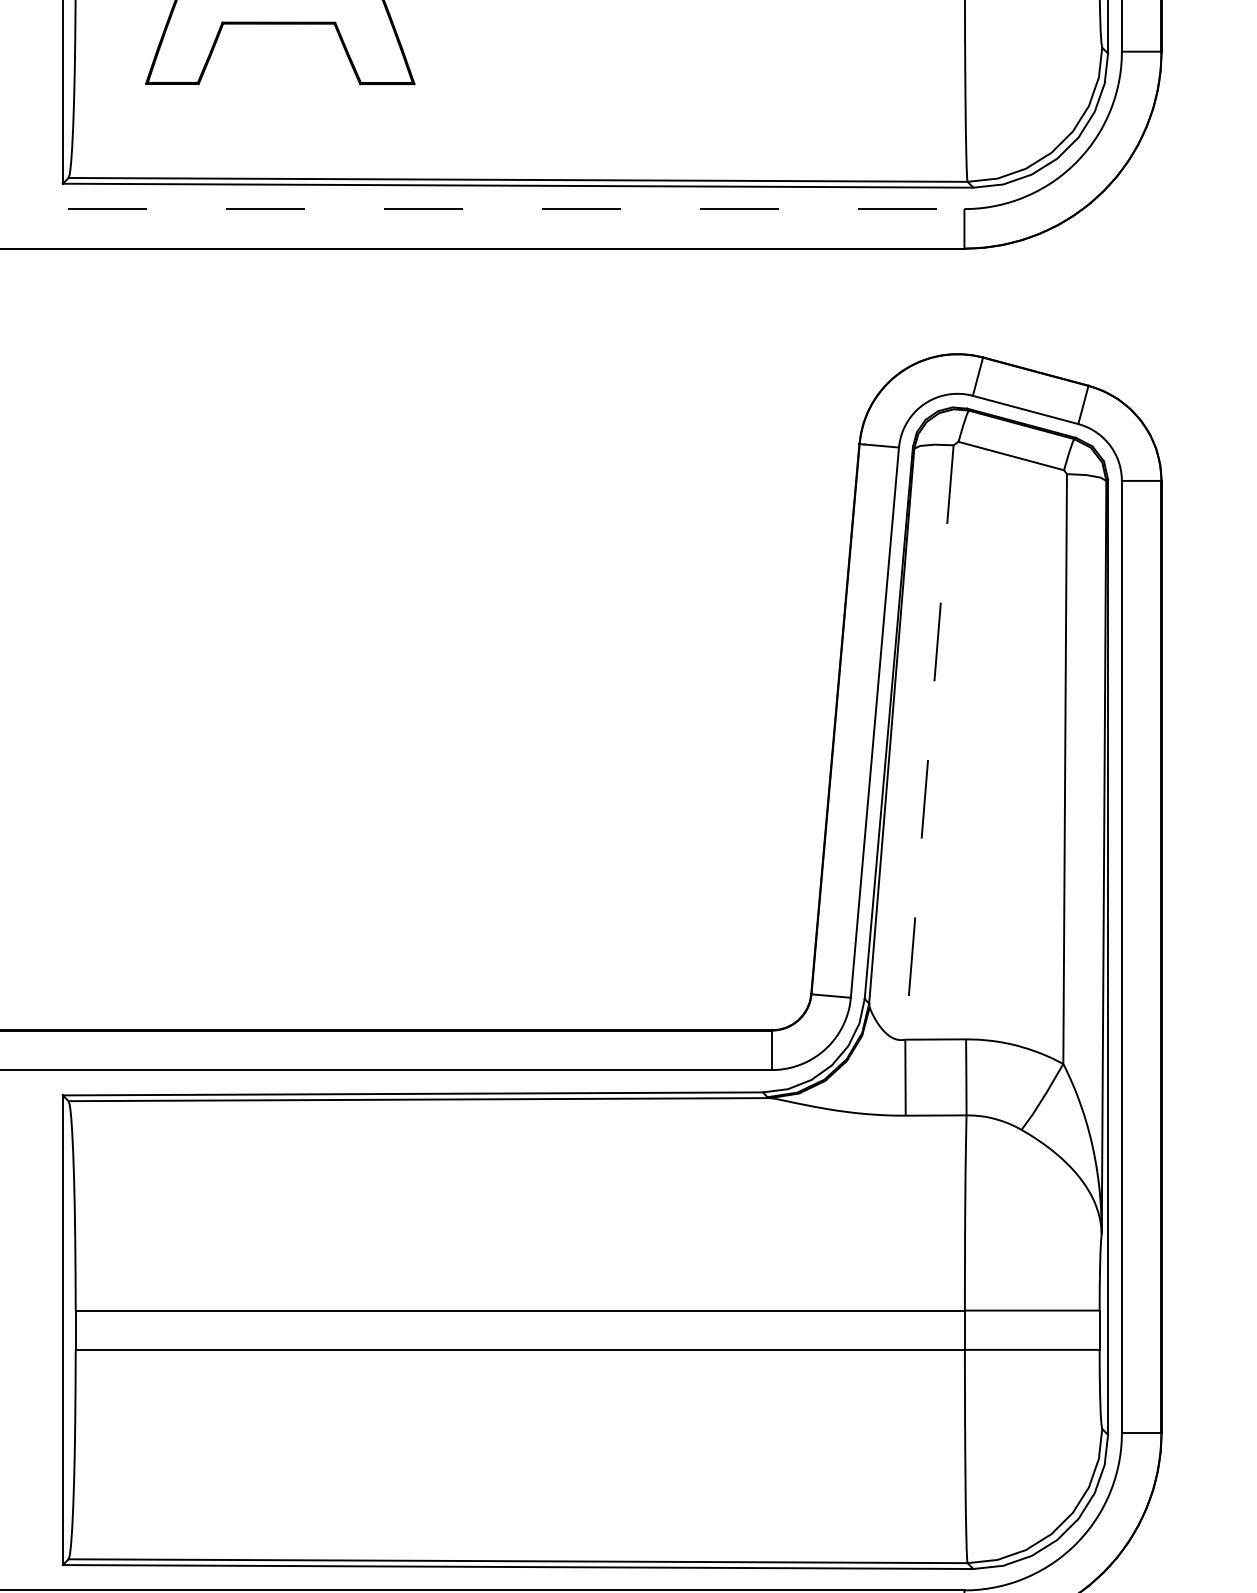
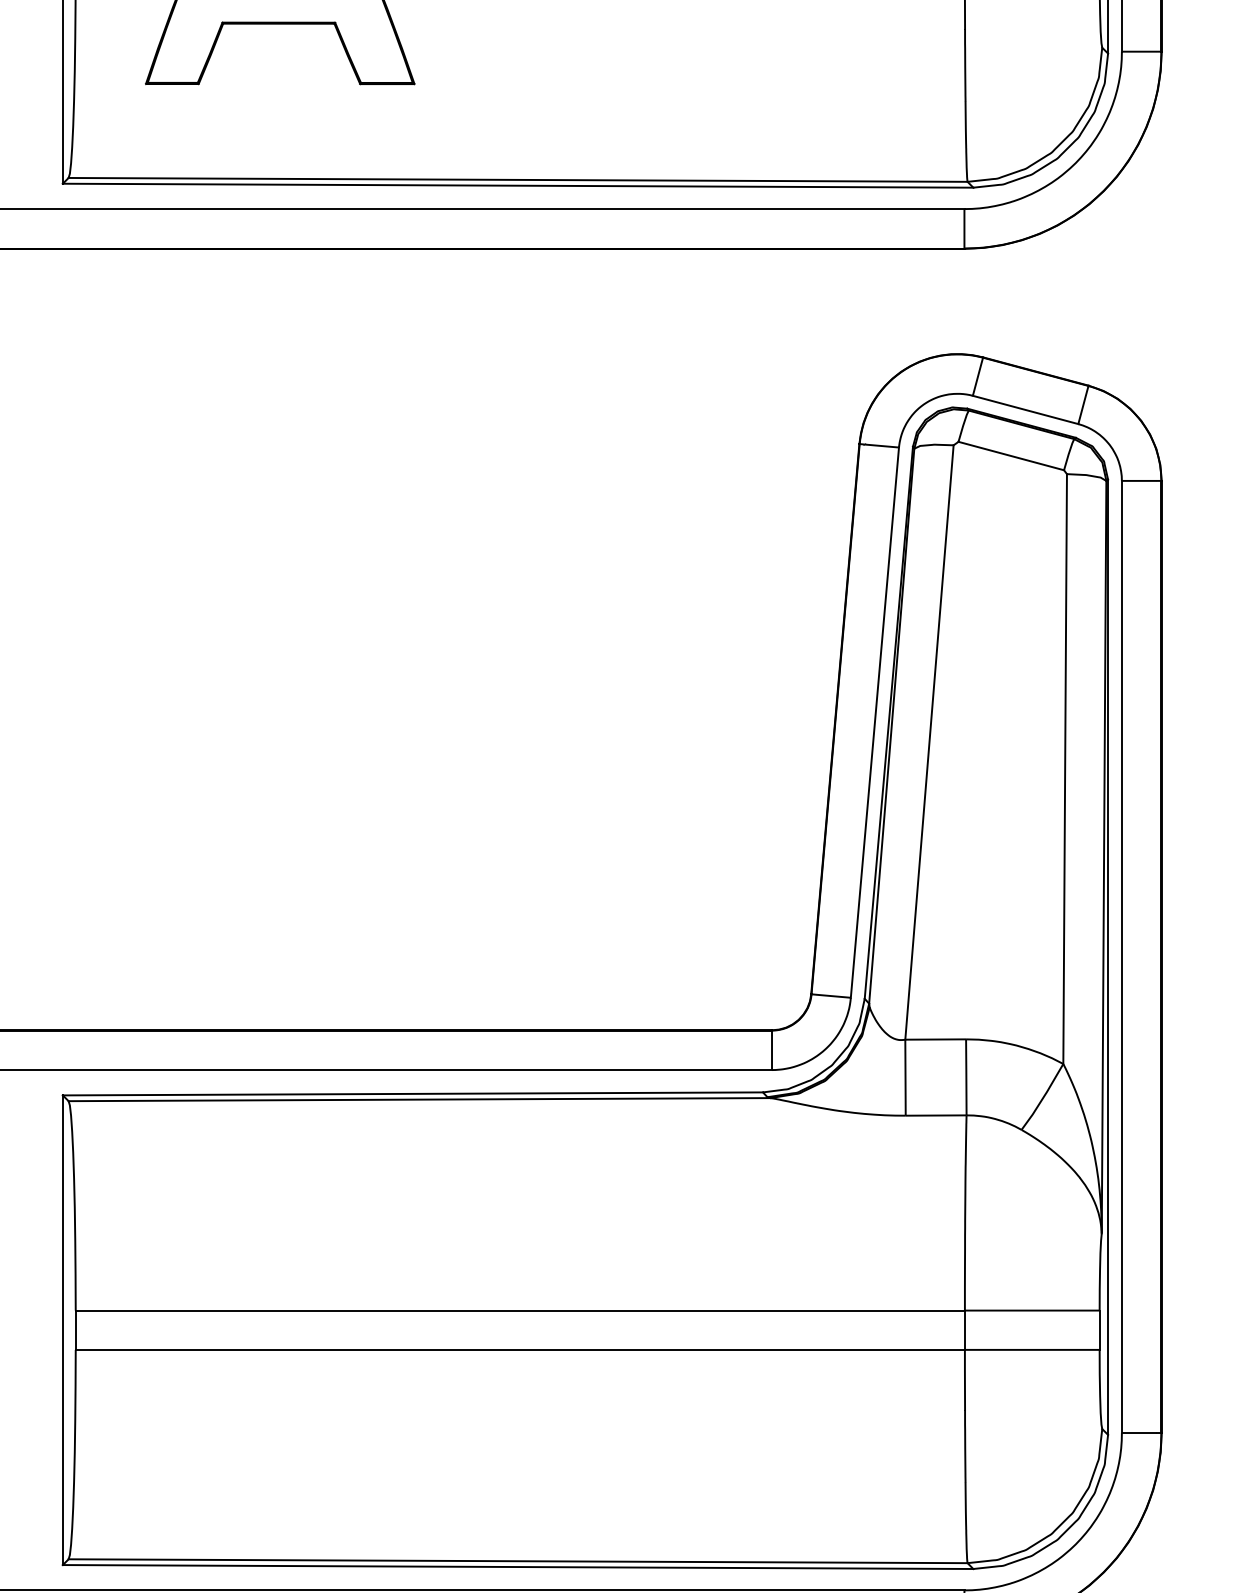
line: dashed -> solid (482, 209)
line: dashed -> solid (929, 743)
